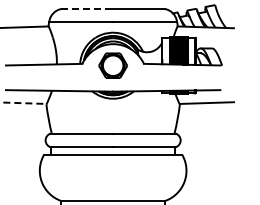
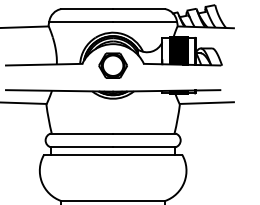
line: dashed -> solid (87, 9)
line: dashed -> solid (23, 103)
